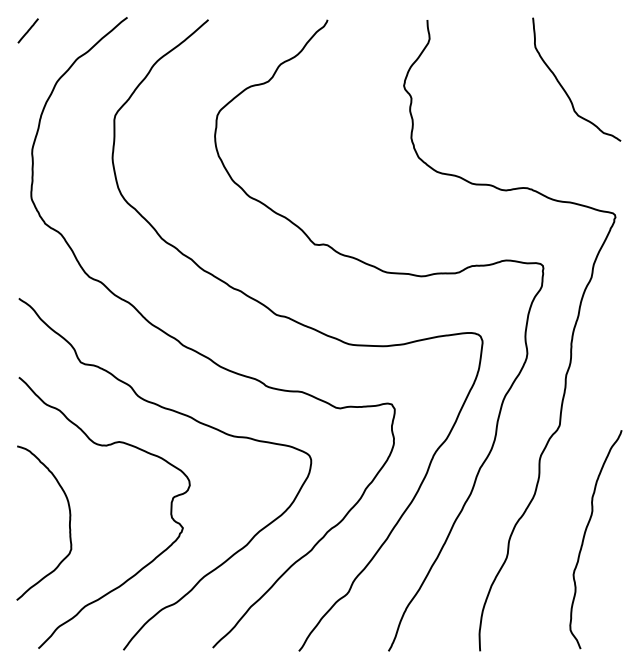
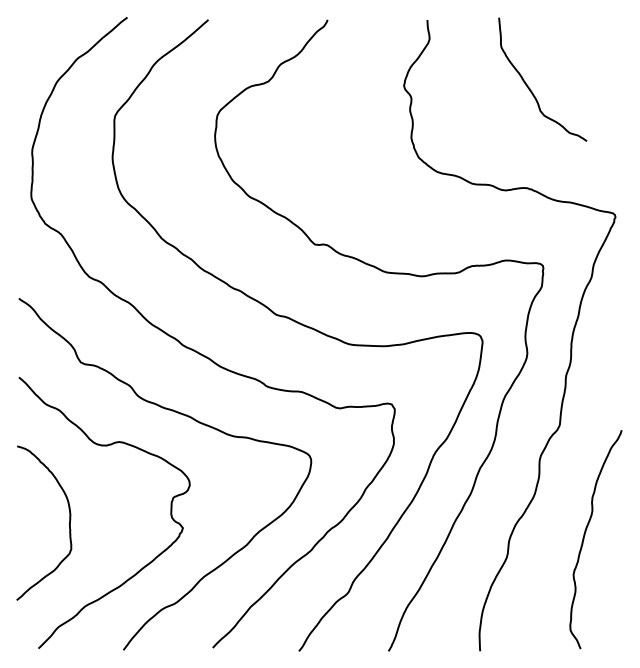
line: present -> none (27, 30)
curve position: (564, 88) -> (530, 88) (530, 88)
